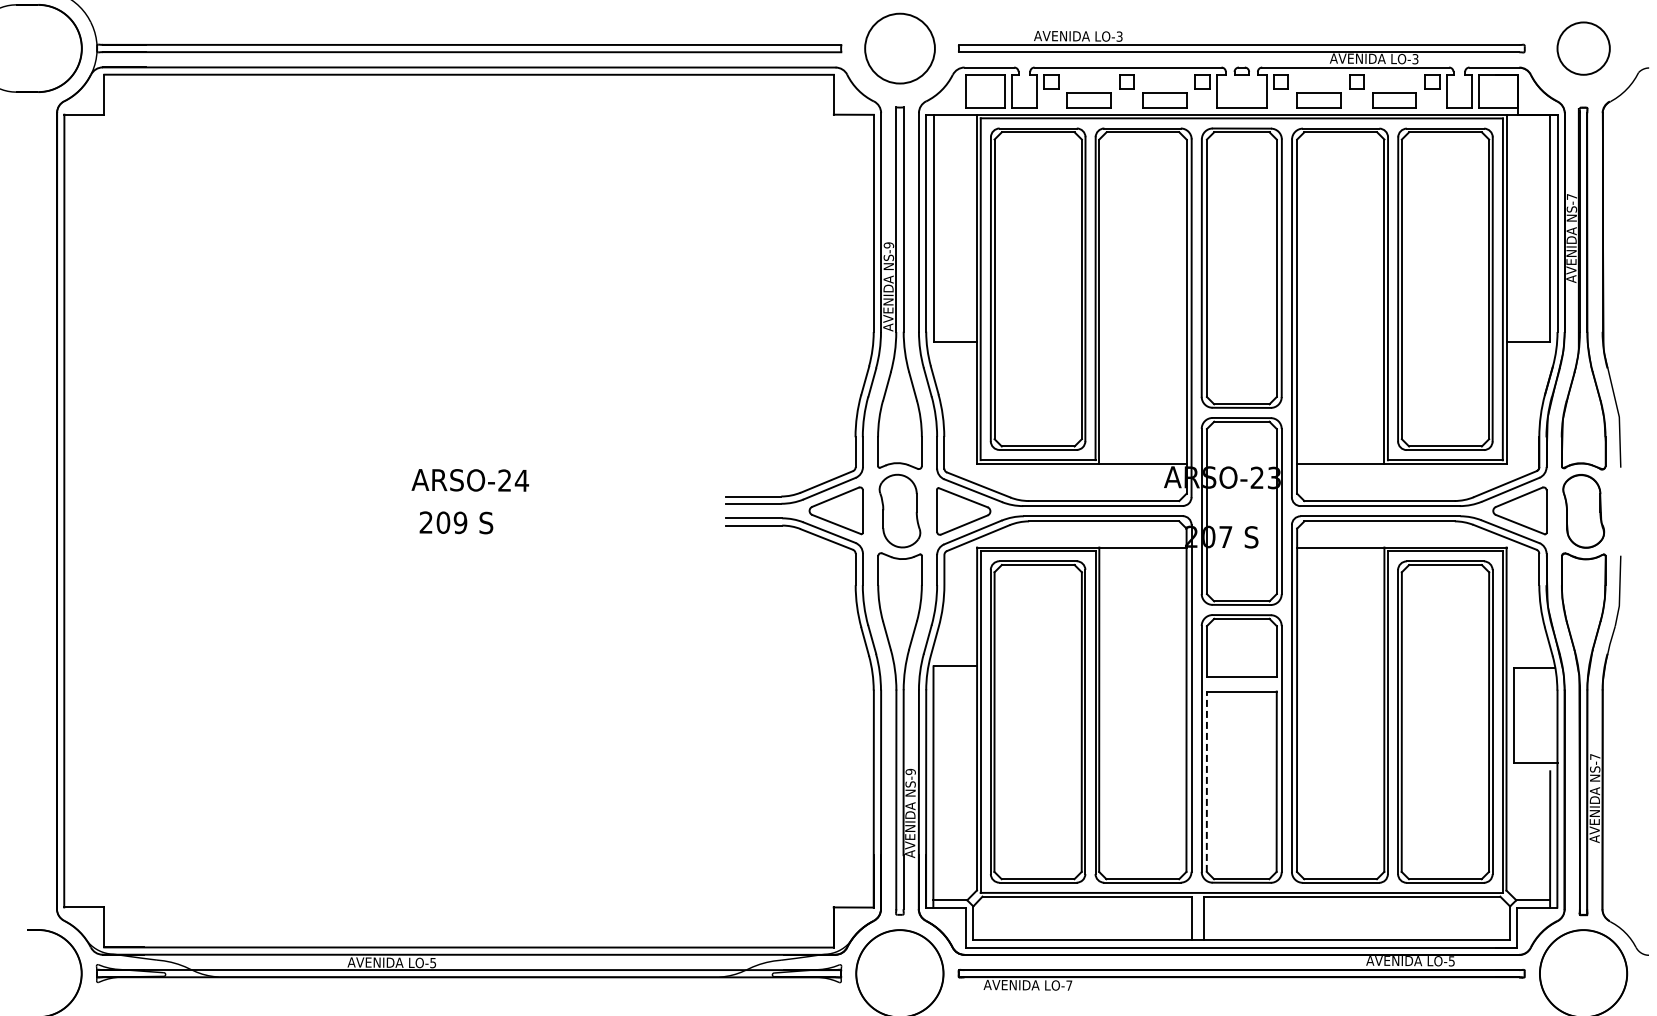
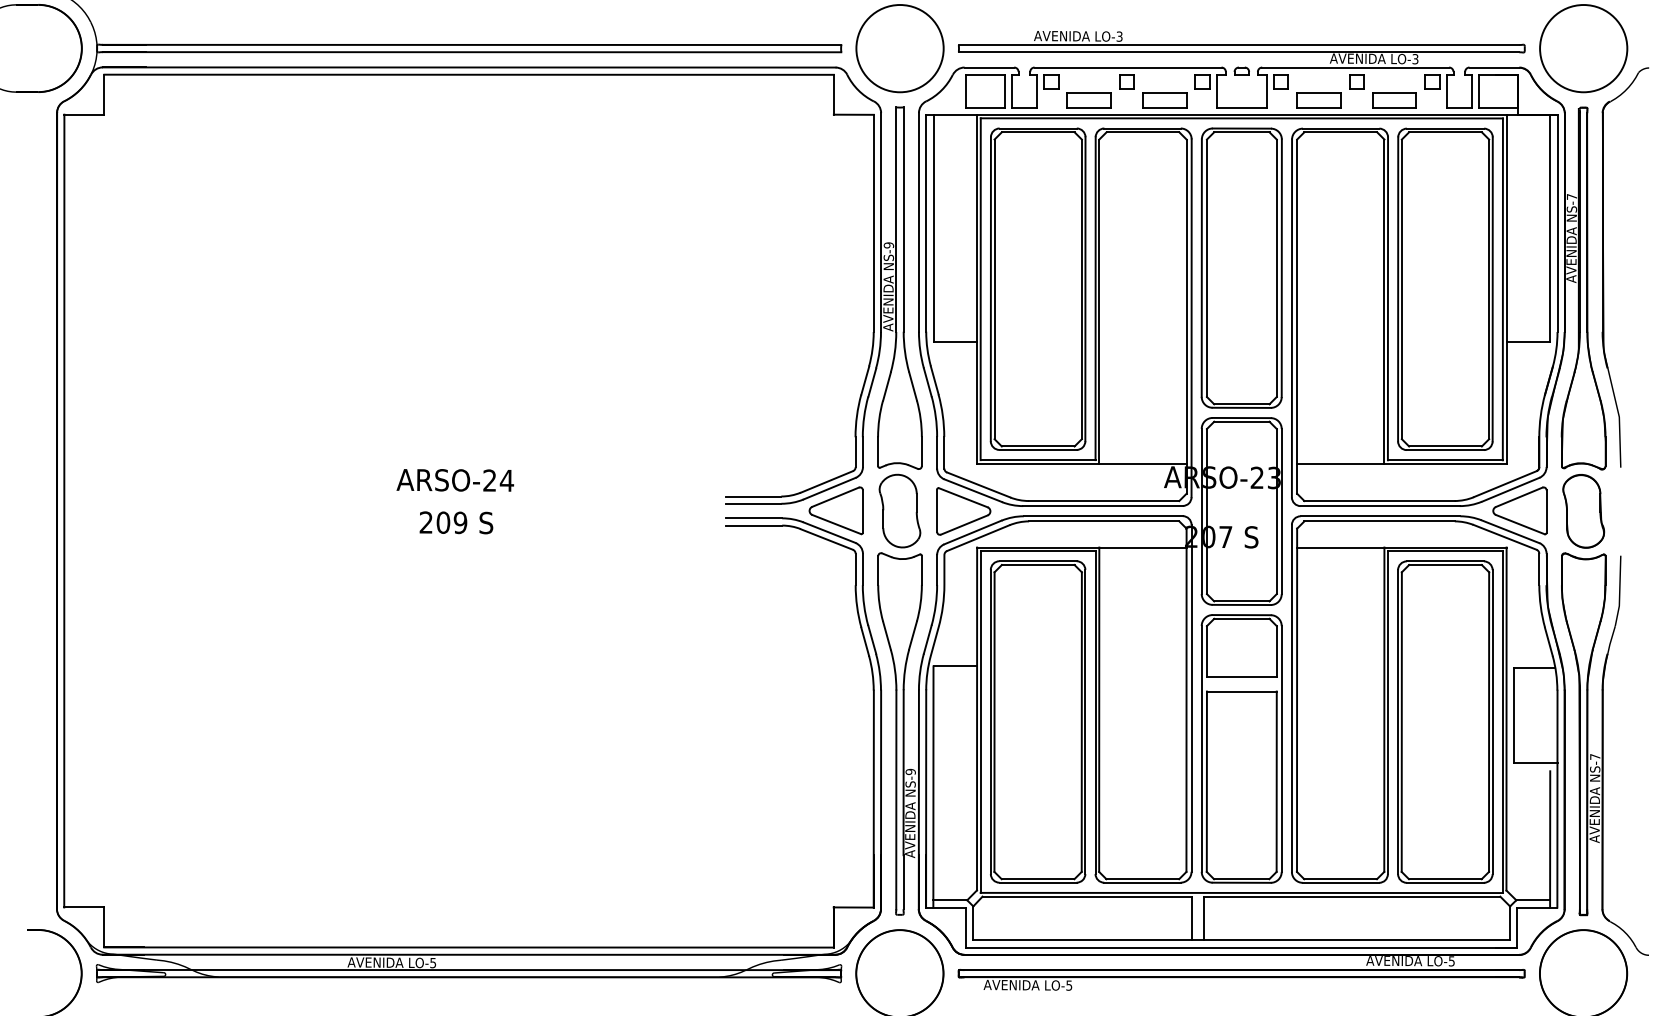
circle diameter: 70 px -> 87 px (899, 48)
circle diameter: 52 px -> 87 px (1583, 48)
text position: (469, 480) -> (454, 480) (454, 480)
line: dashed -> solid (1206, 781)
text: LO-7 -> LO-5 (1069, 985)
